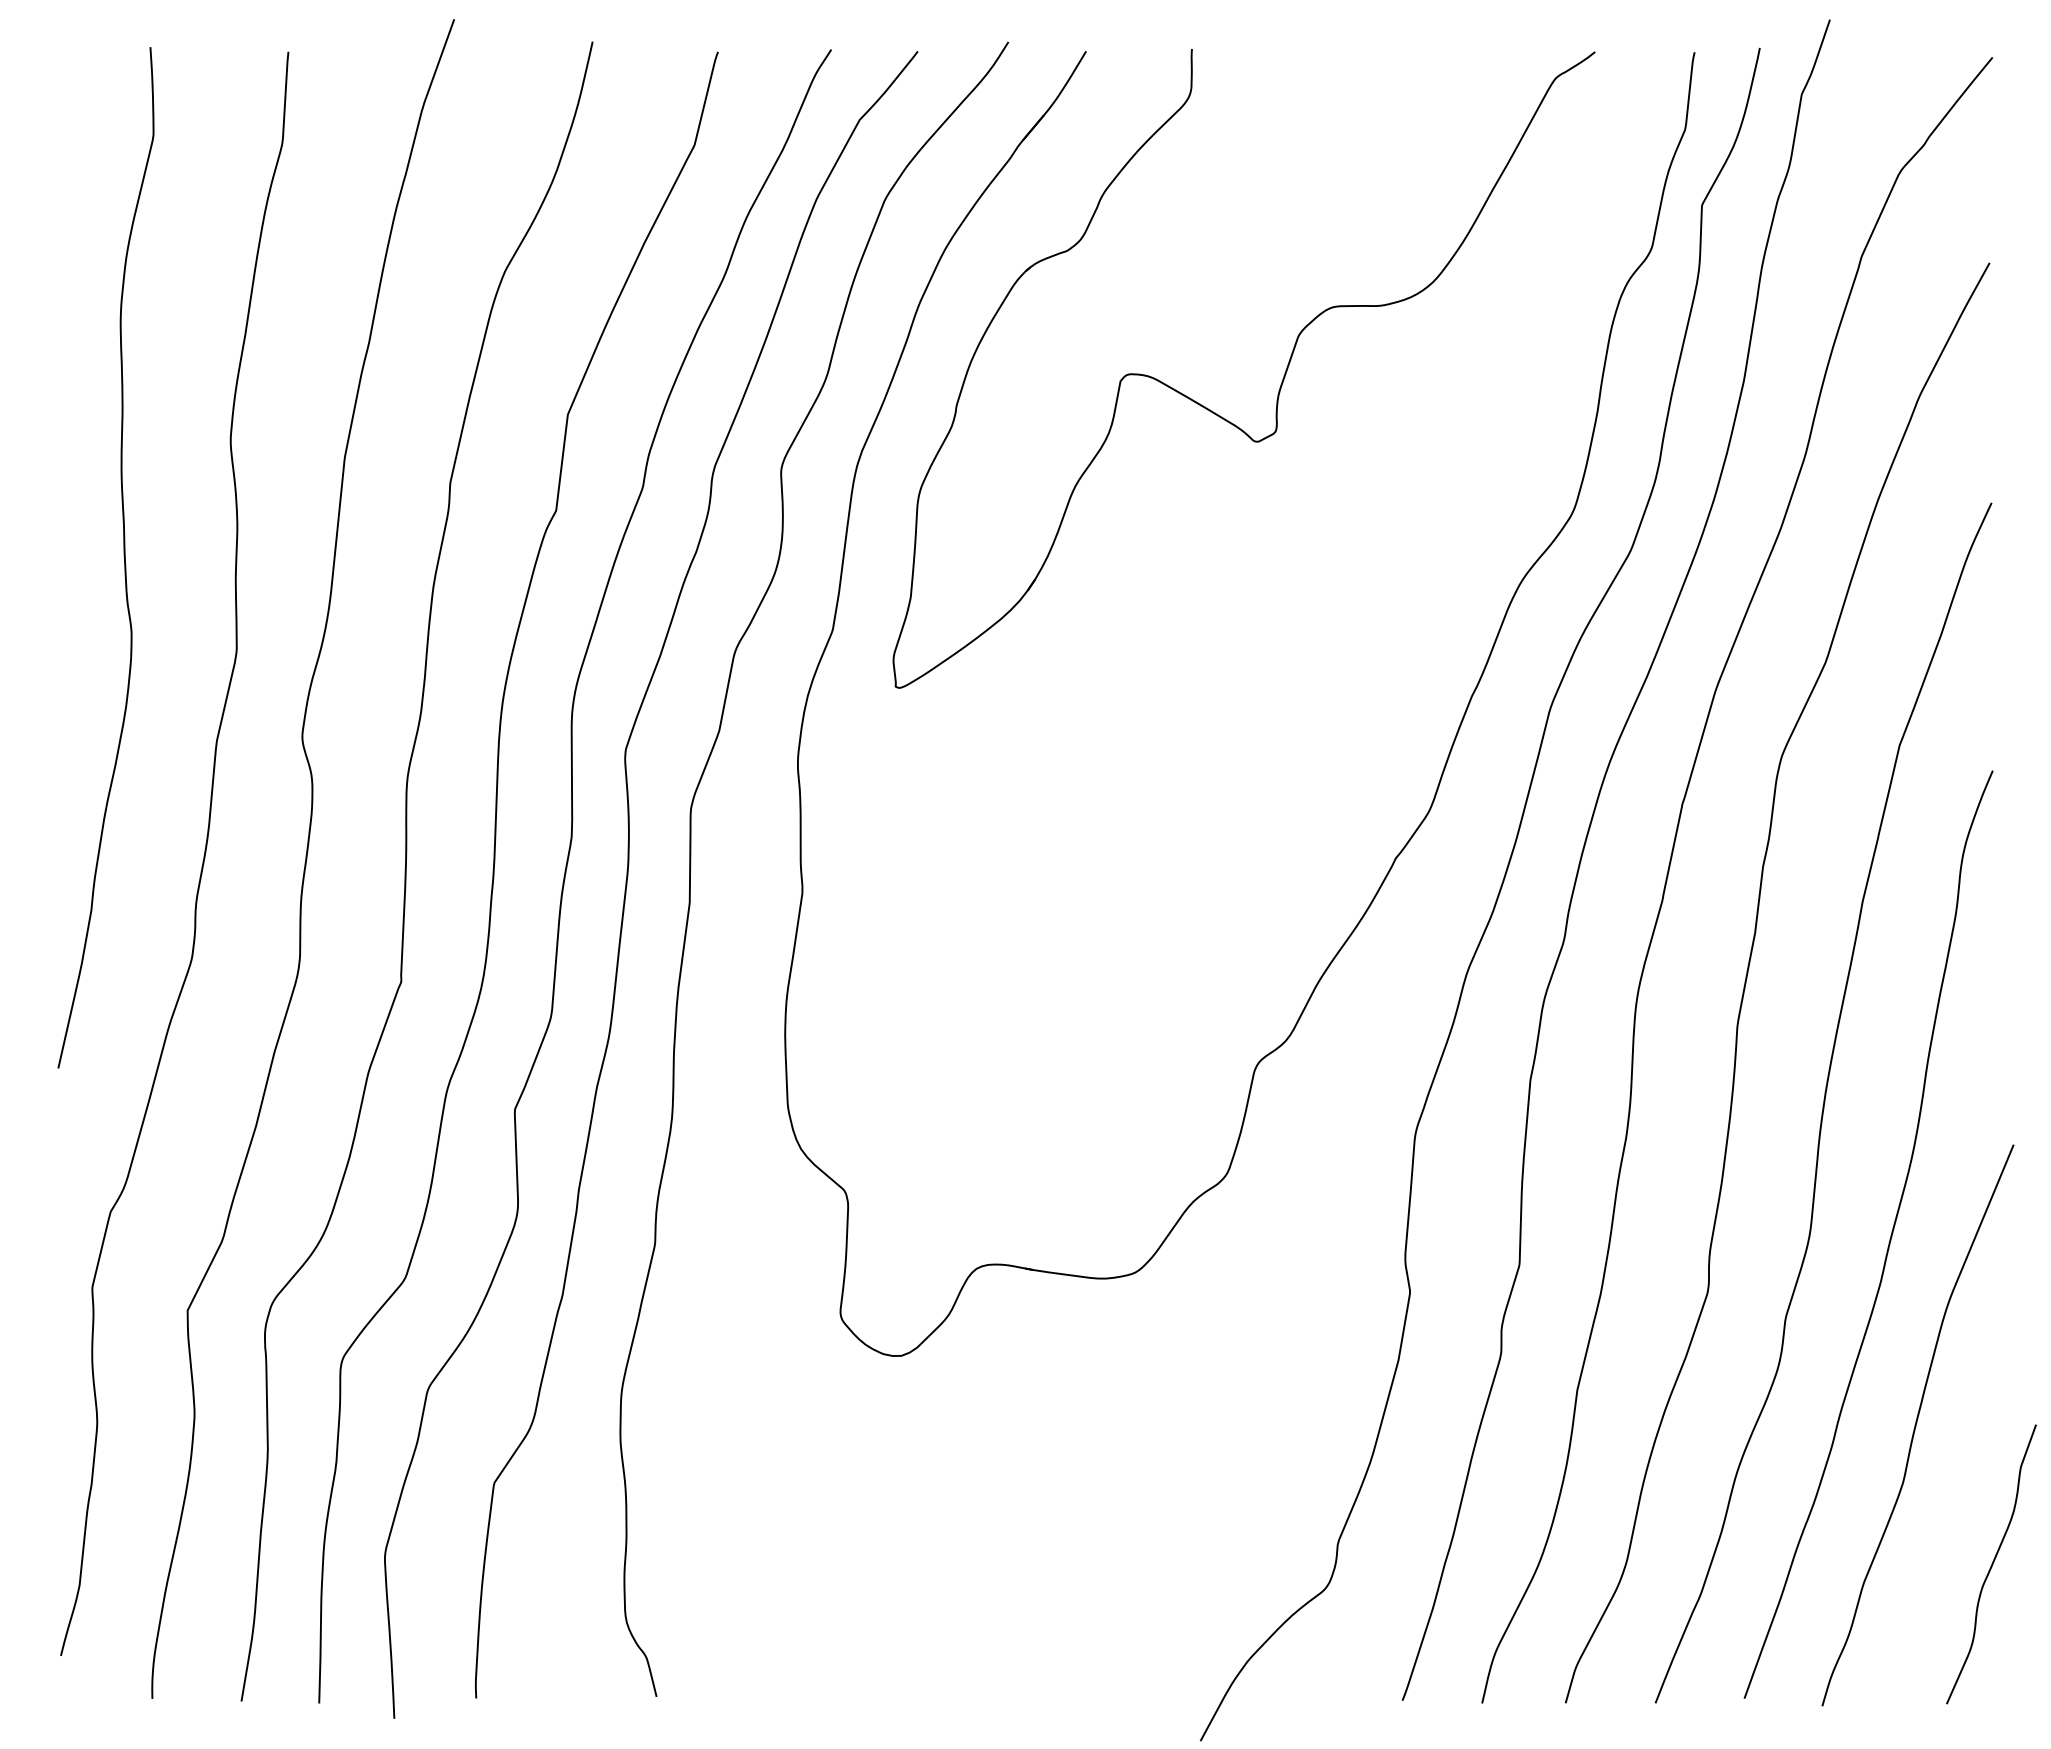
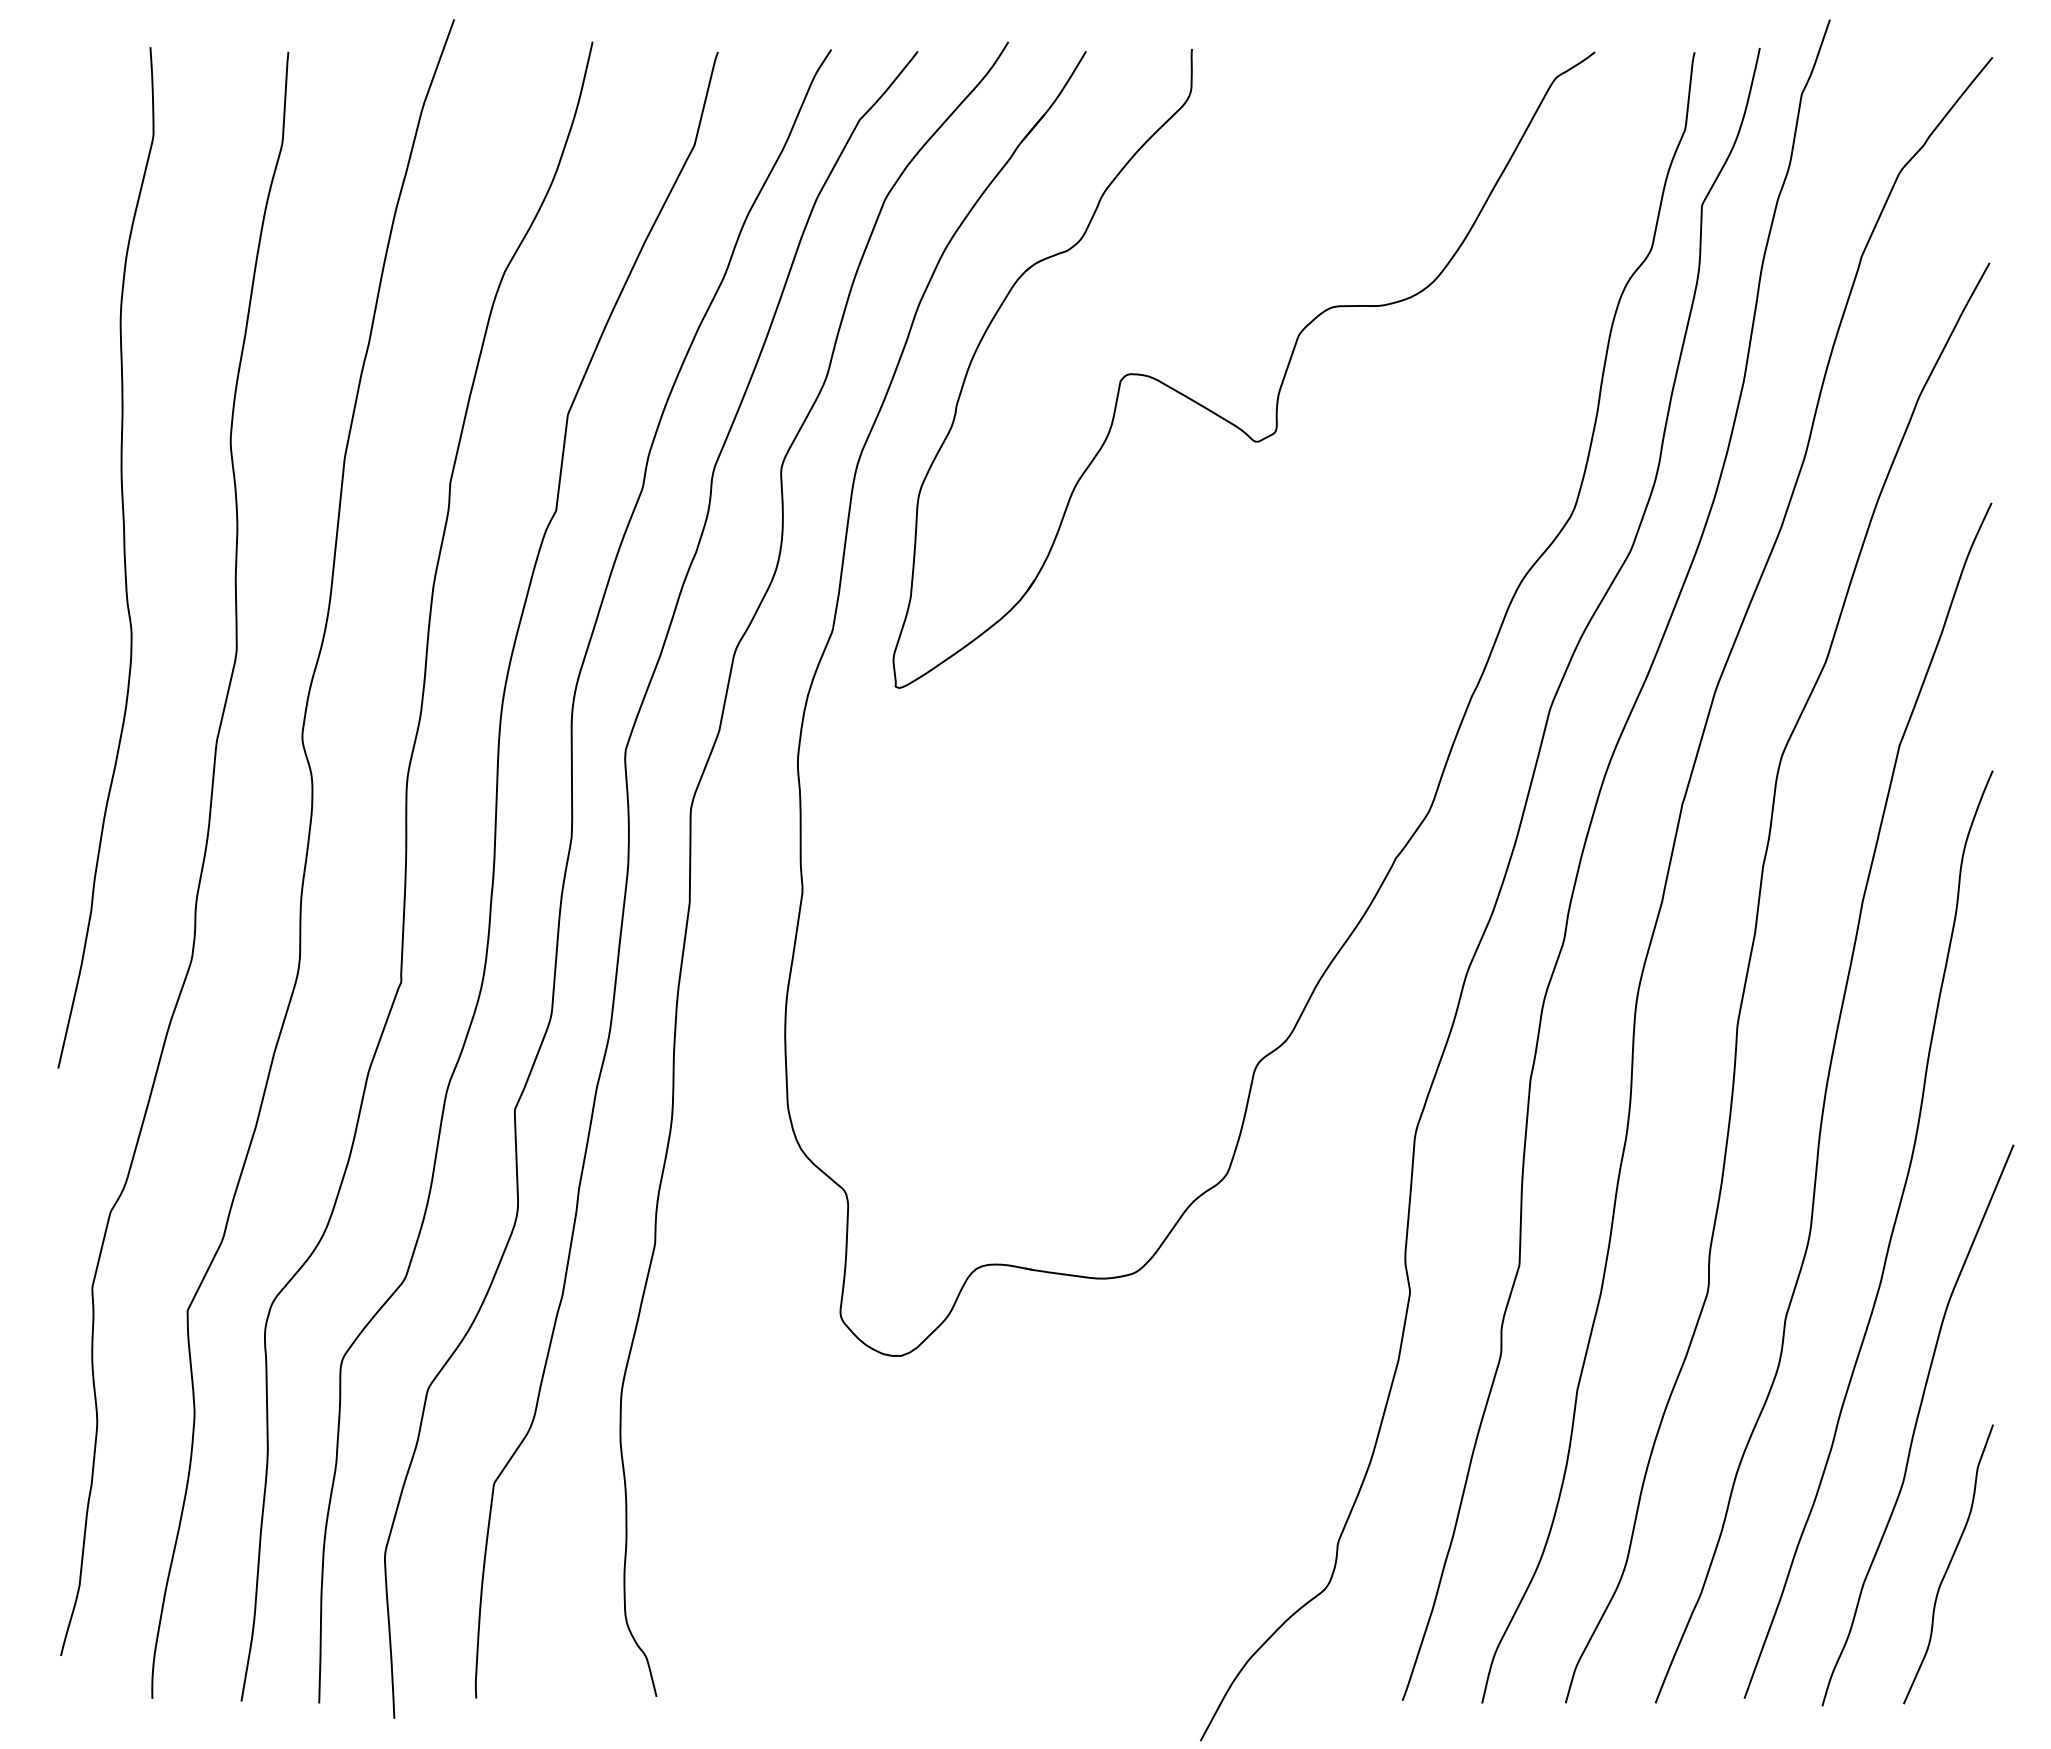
curve position: (1991, 1564) -> (1948, 1564) (1948, 1564)
